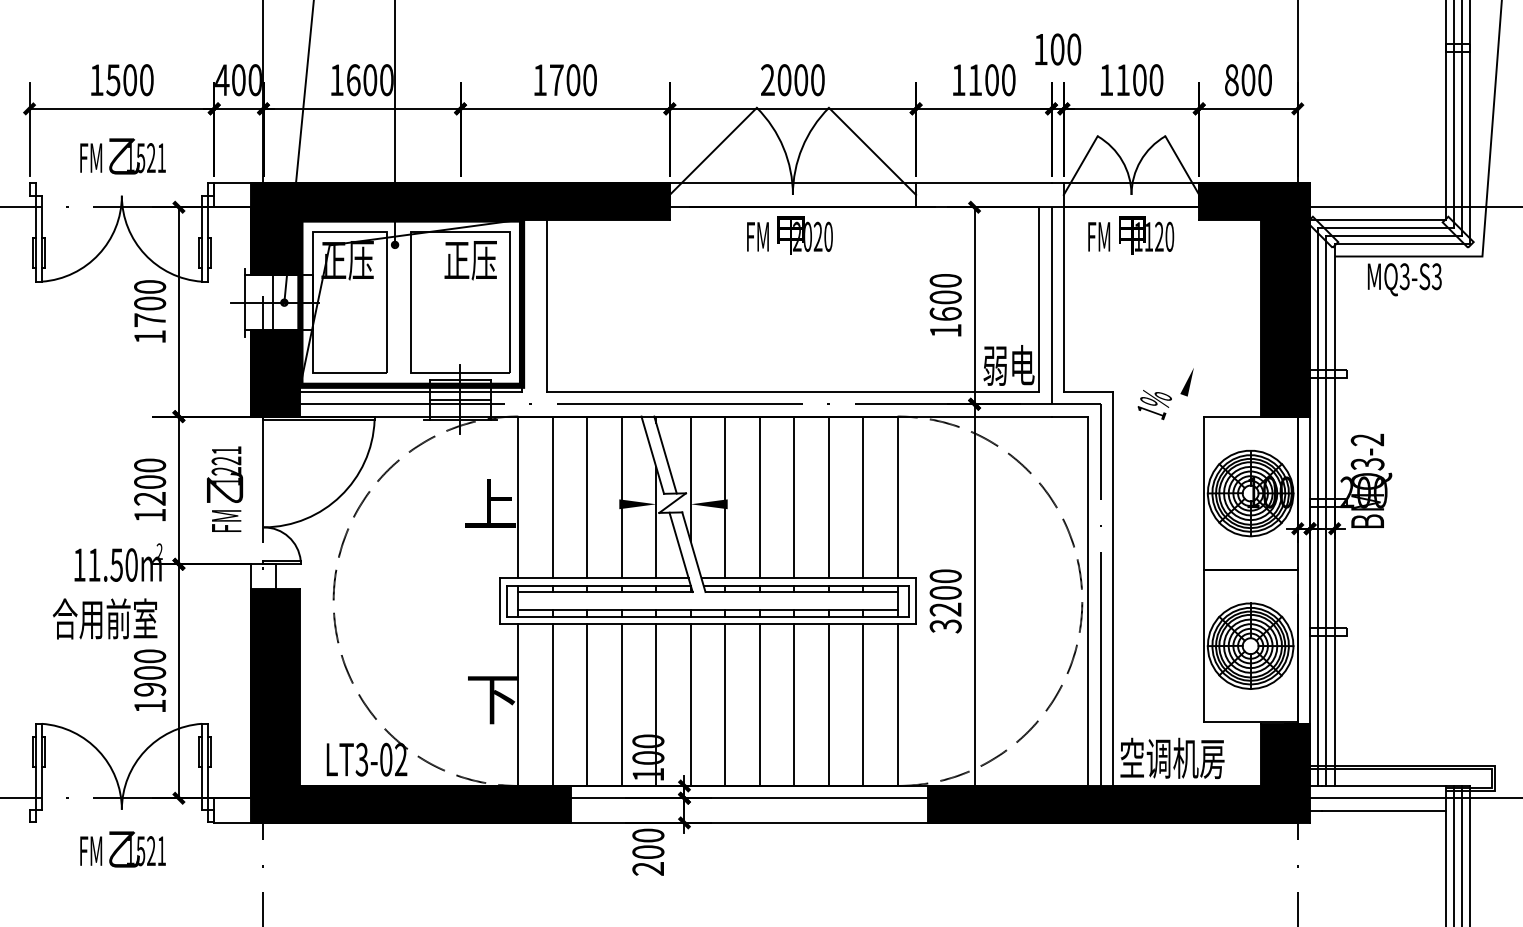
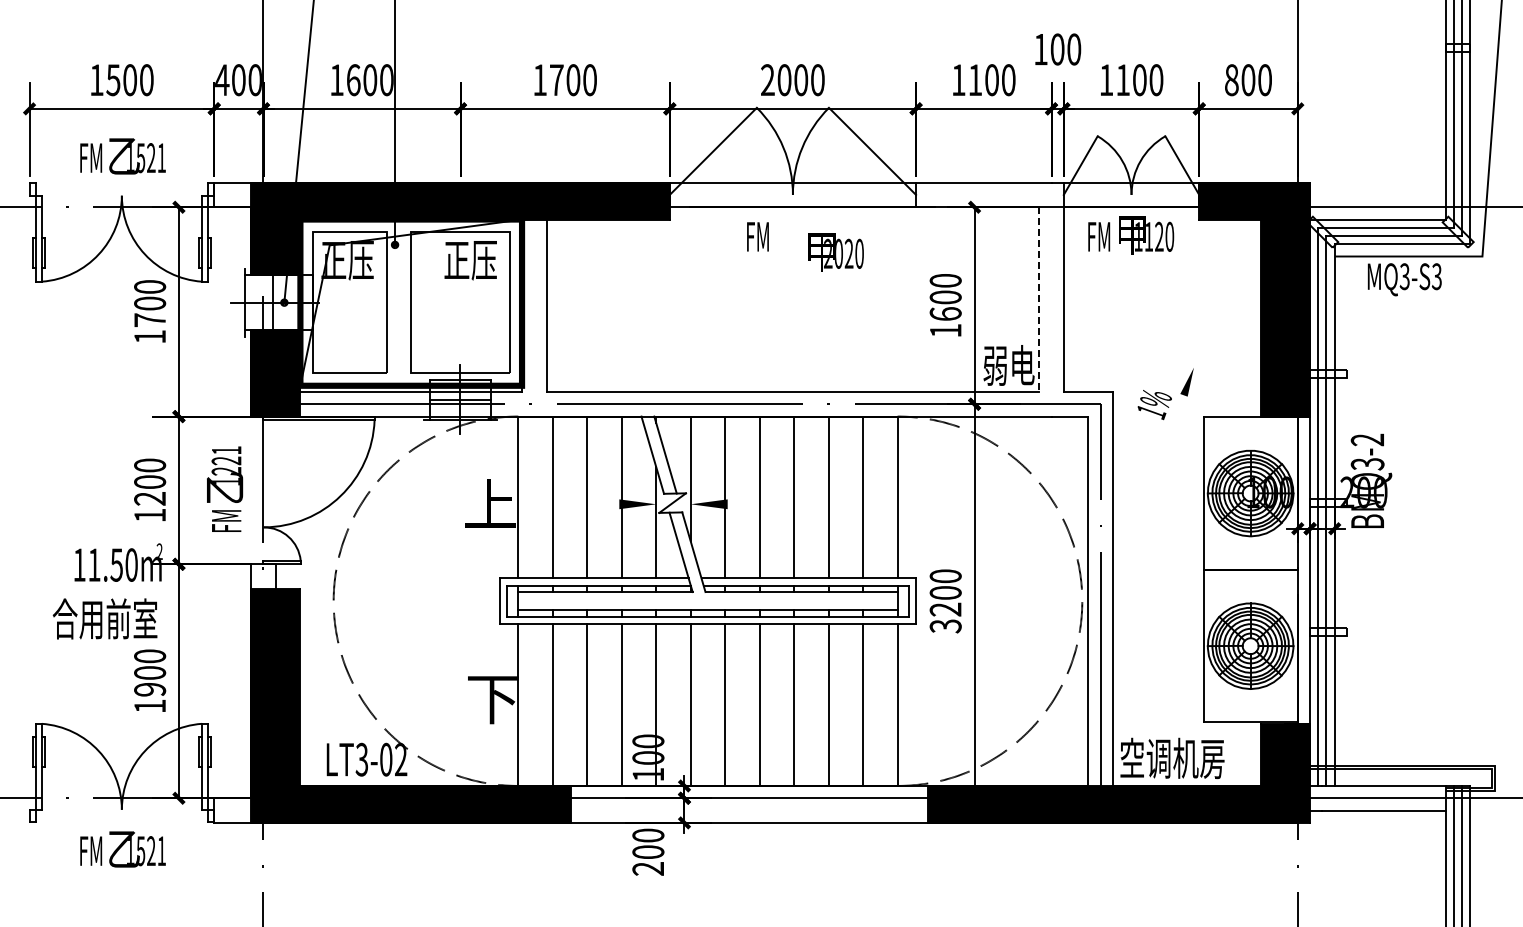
text position: (804, 235) -> (835, 252) (835, 252)
line: solid -> dashed (1039, 300)
line: present -> none (1051, 305)
